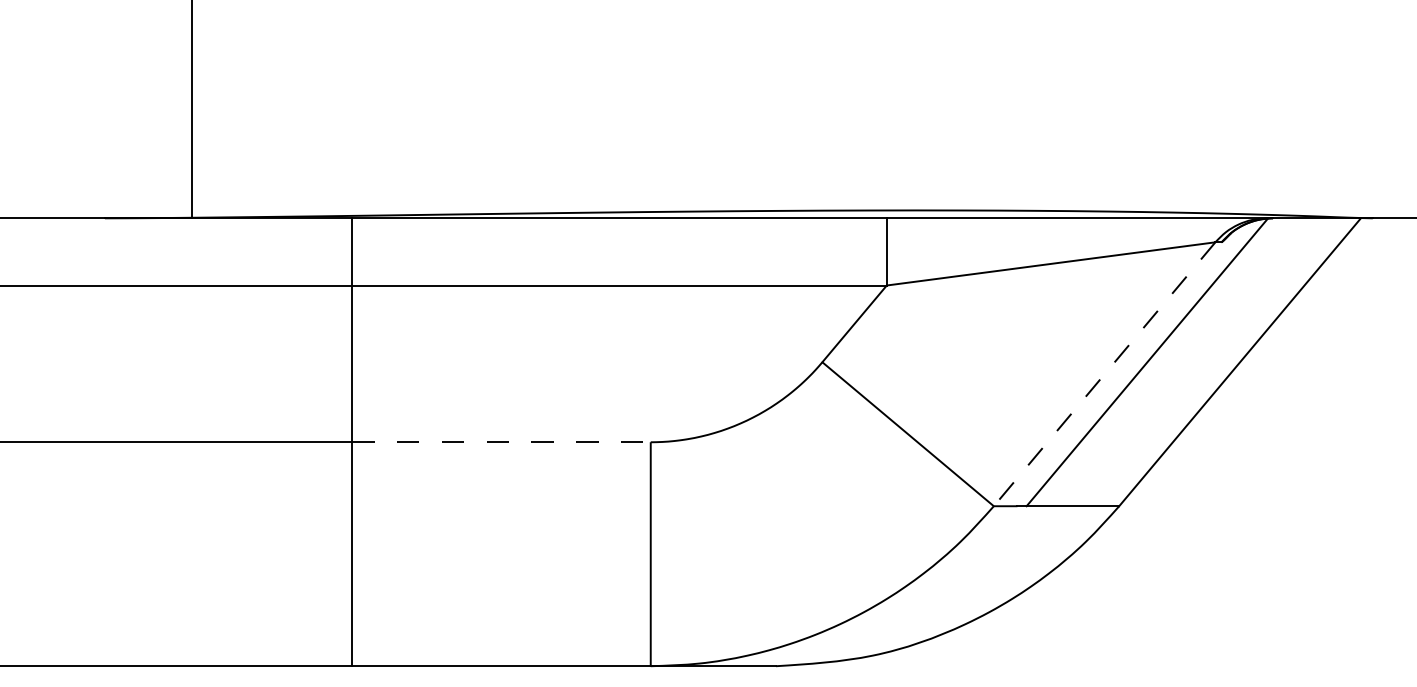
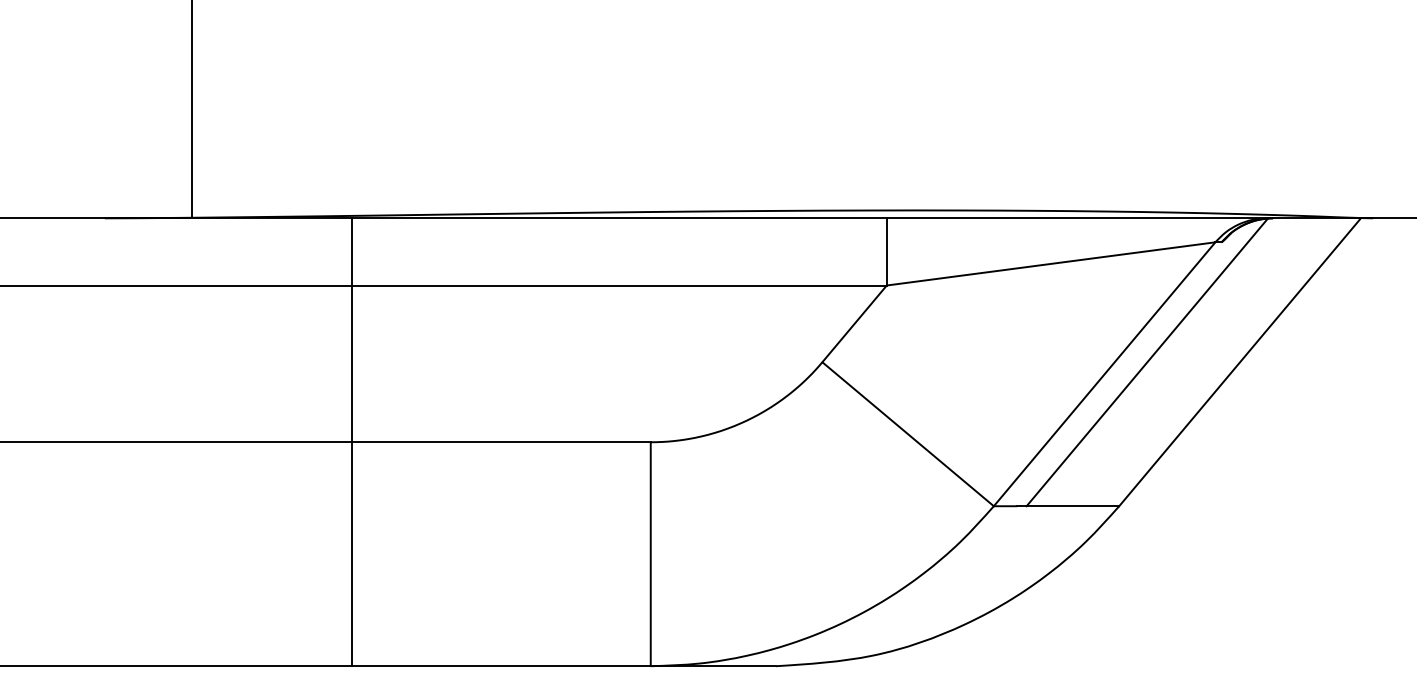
line: dashed -> solid (1104, 374)
line: dashed -> solid (502, 442)
